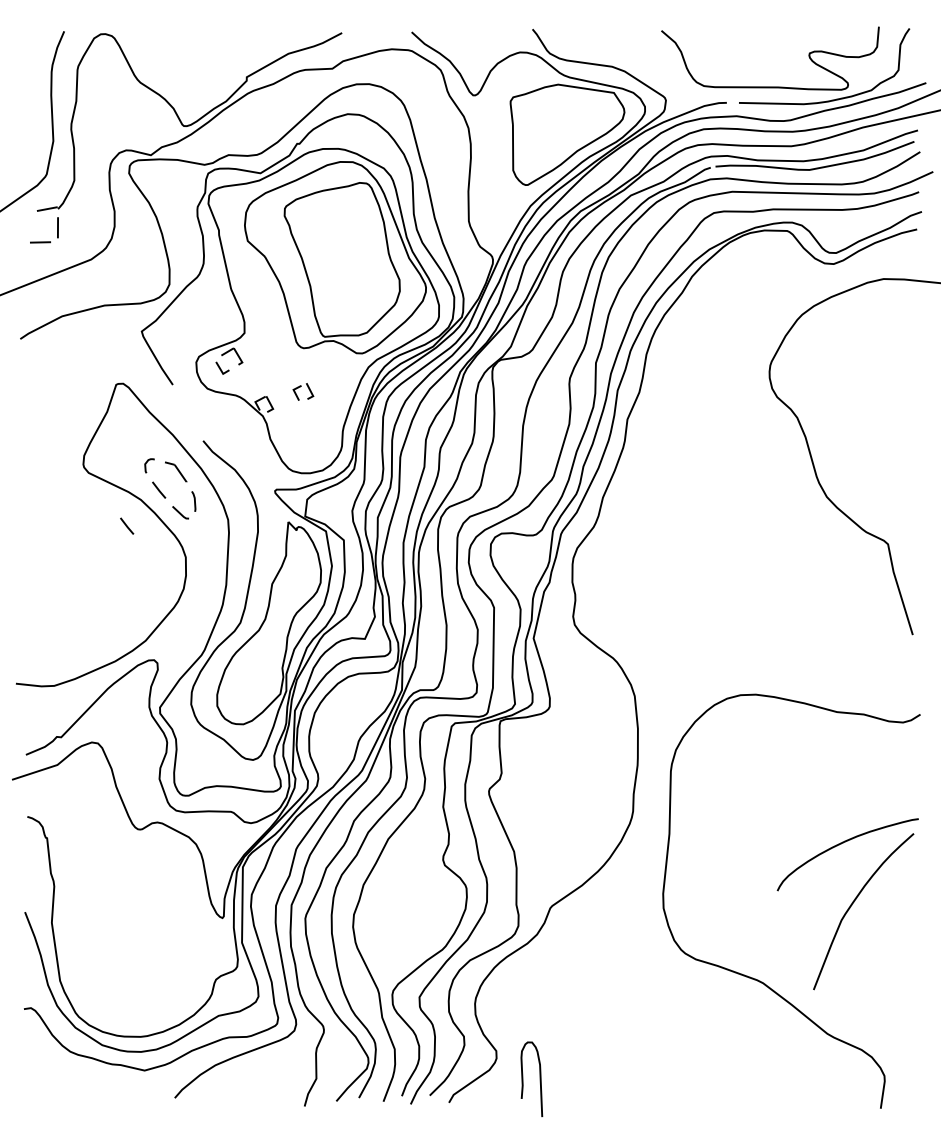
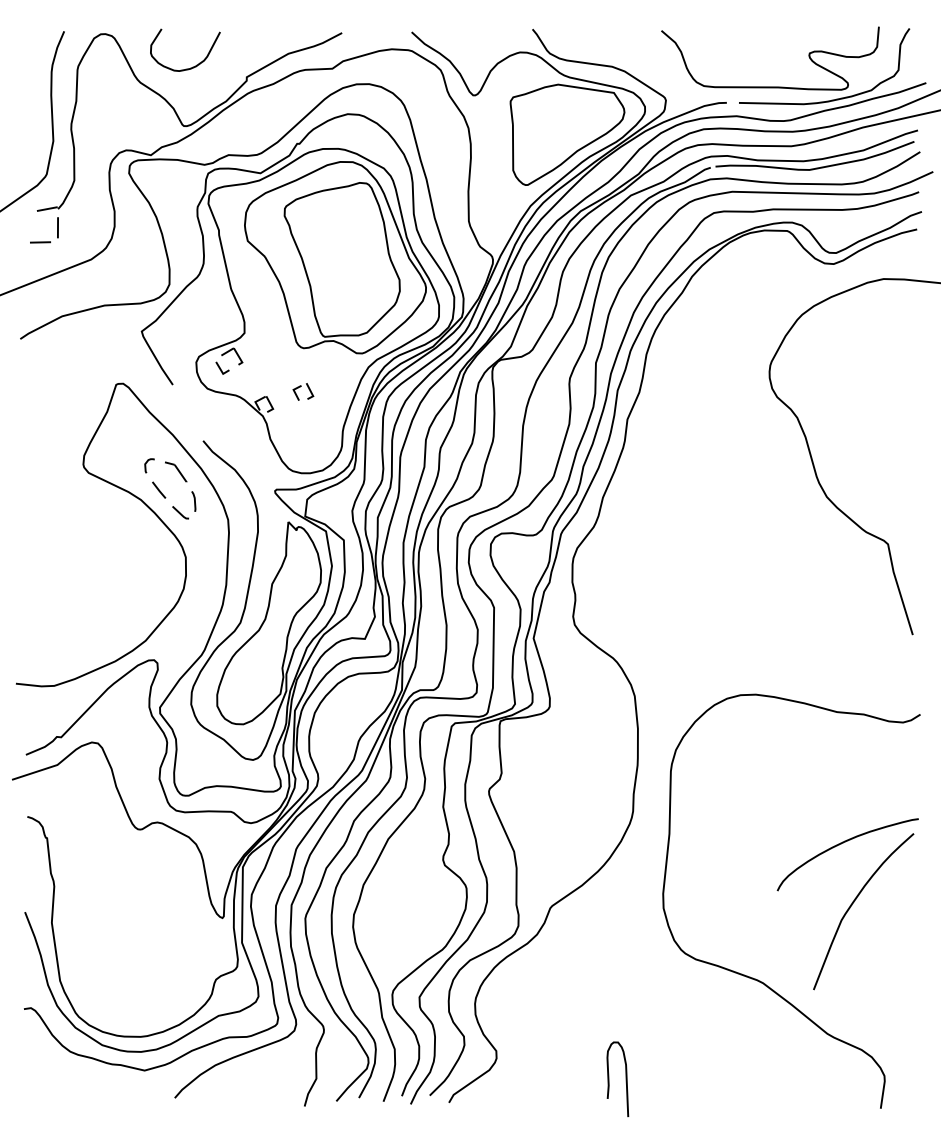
curve: none -> present (192, 66)
line: present -> none (127, 525)
curve position: (523, 1078) -> (609, 1078) (609, 1078)
